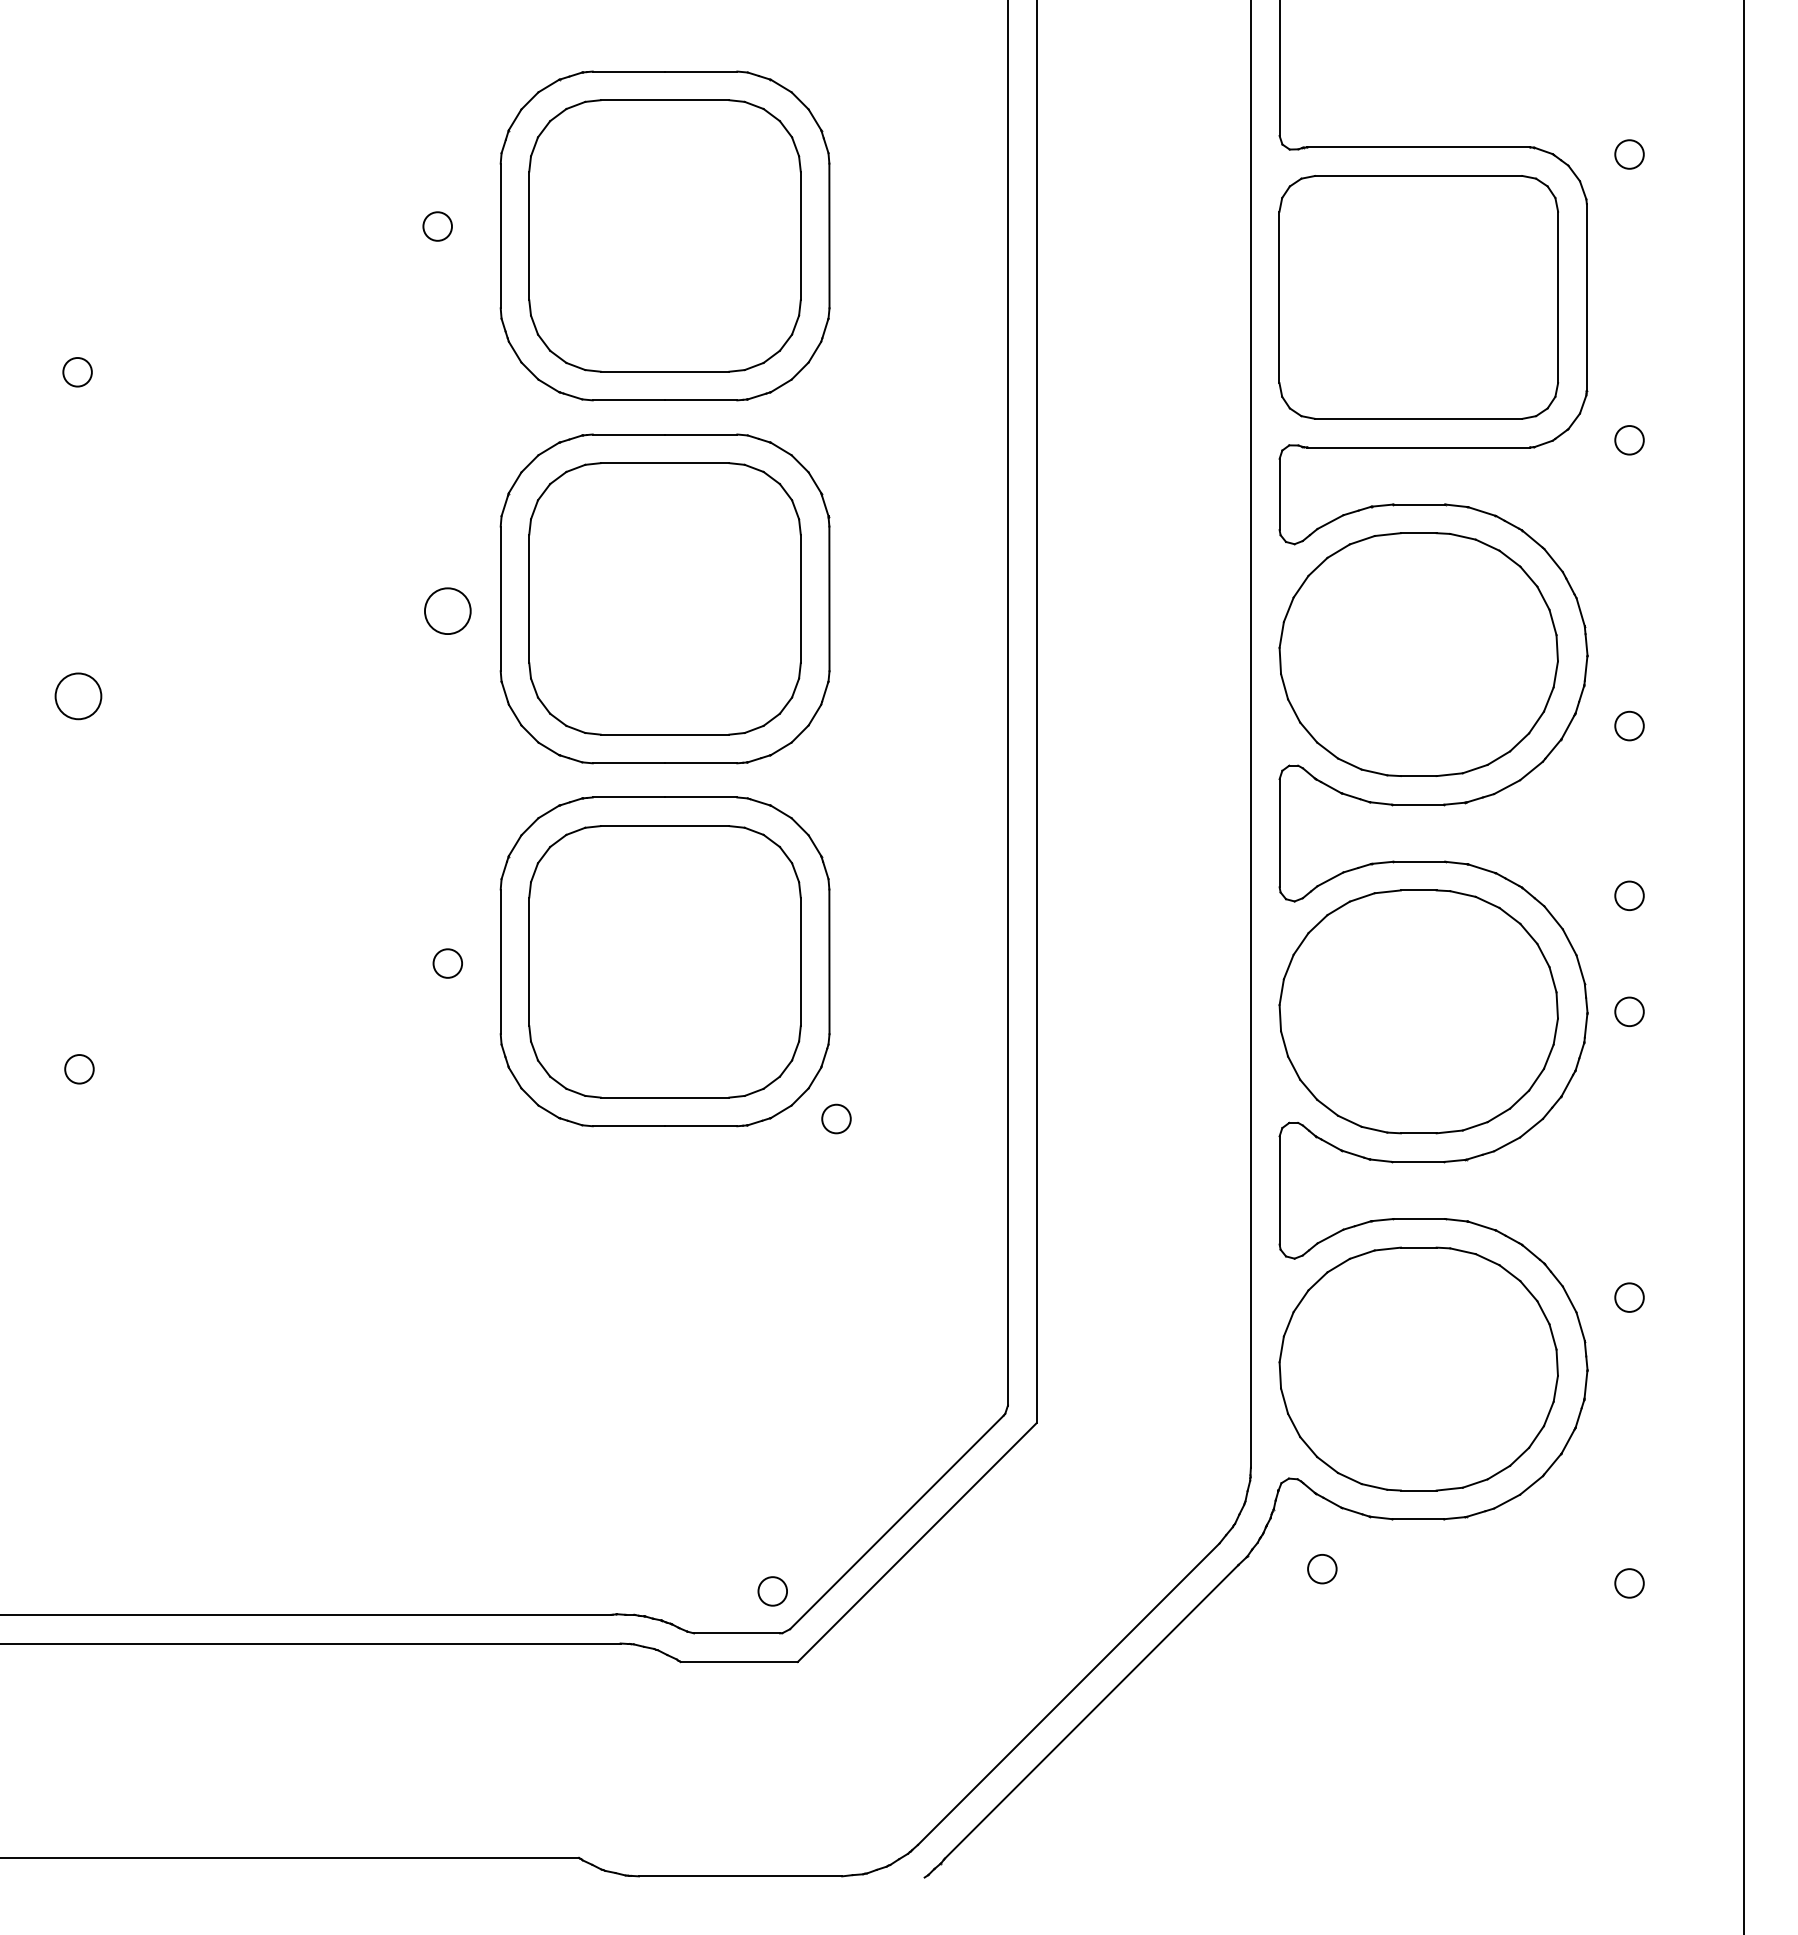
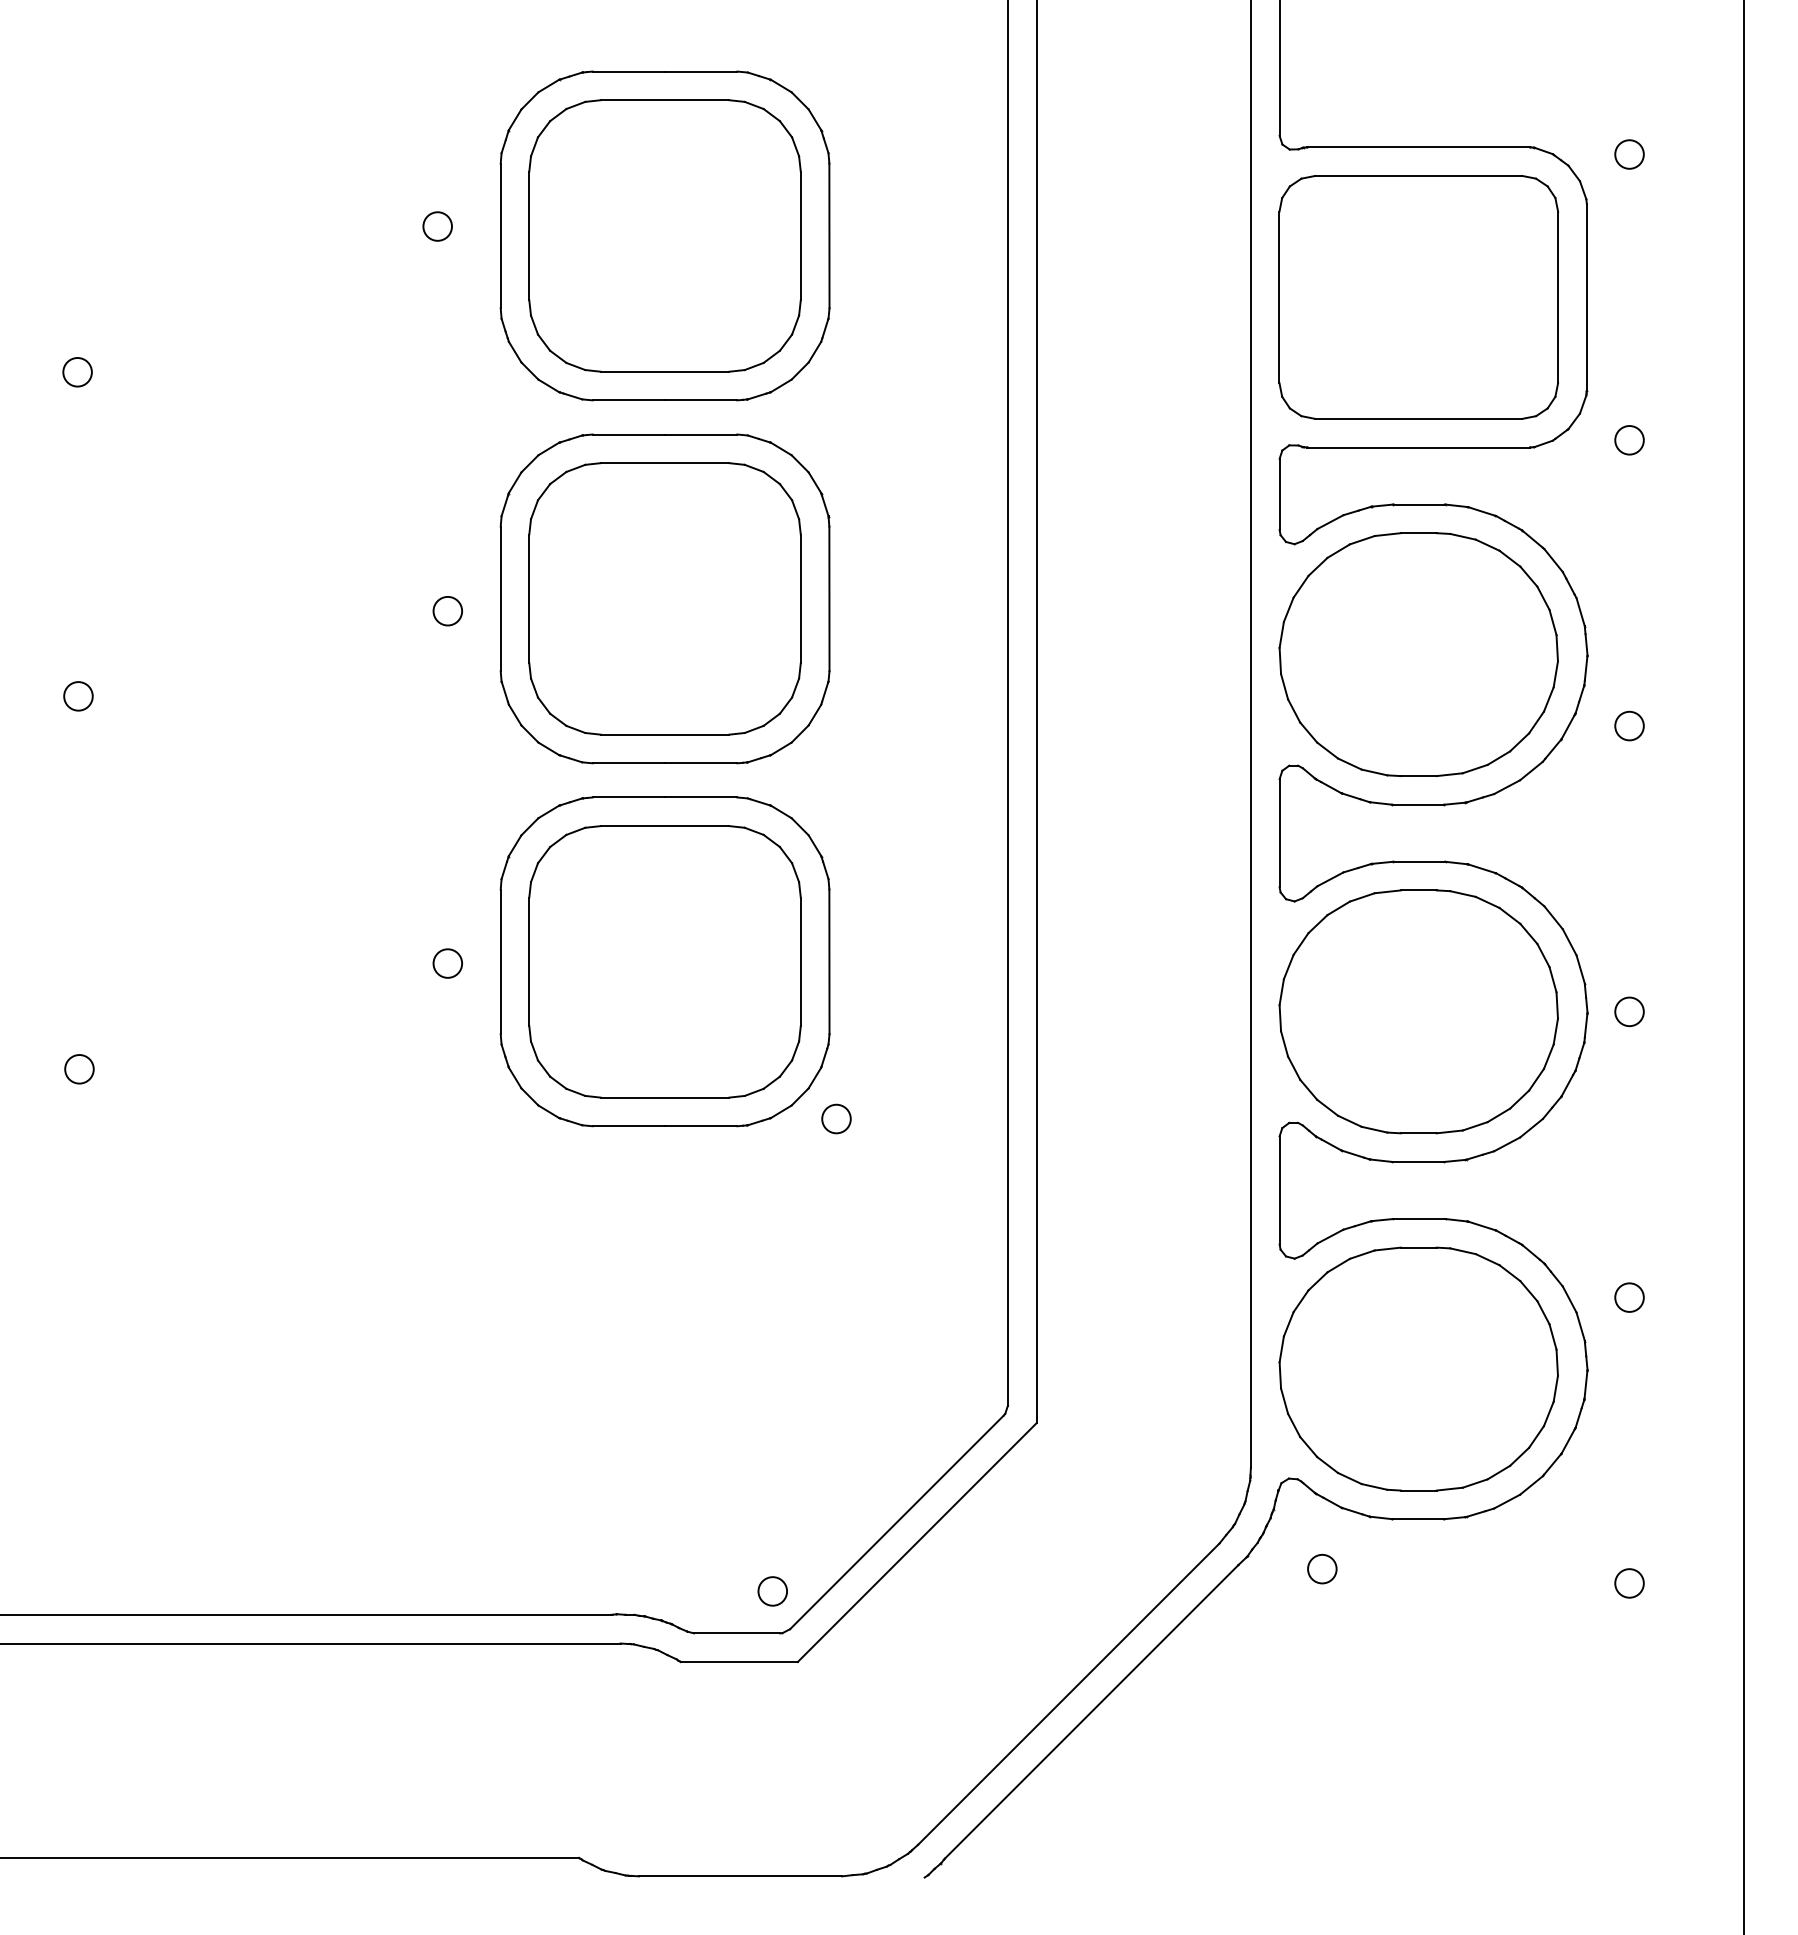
circle diameter: 46 px -> 29 px (447, 610)
circle diameter: 46 px -> 29 px (78, 696)
circle: present -> none (1629, 895)
